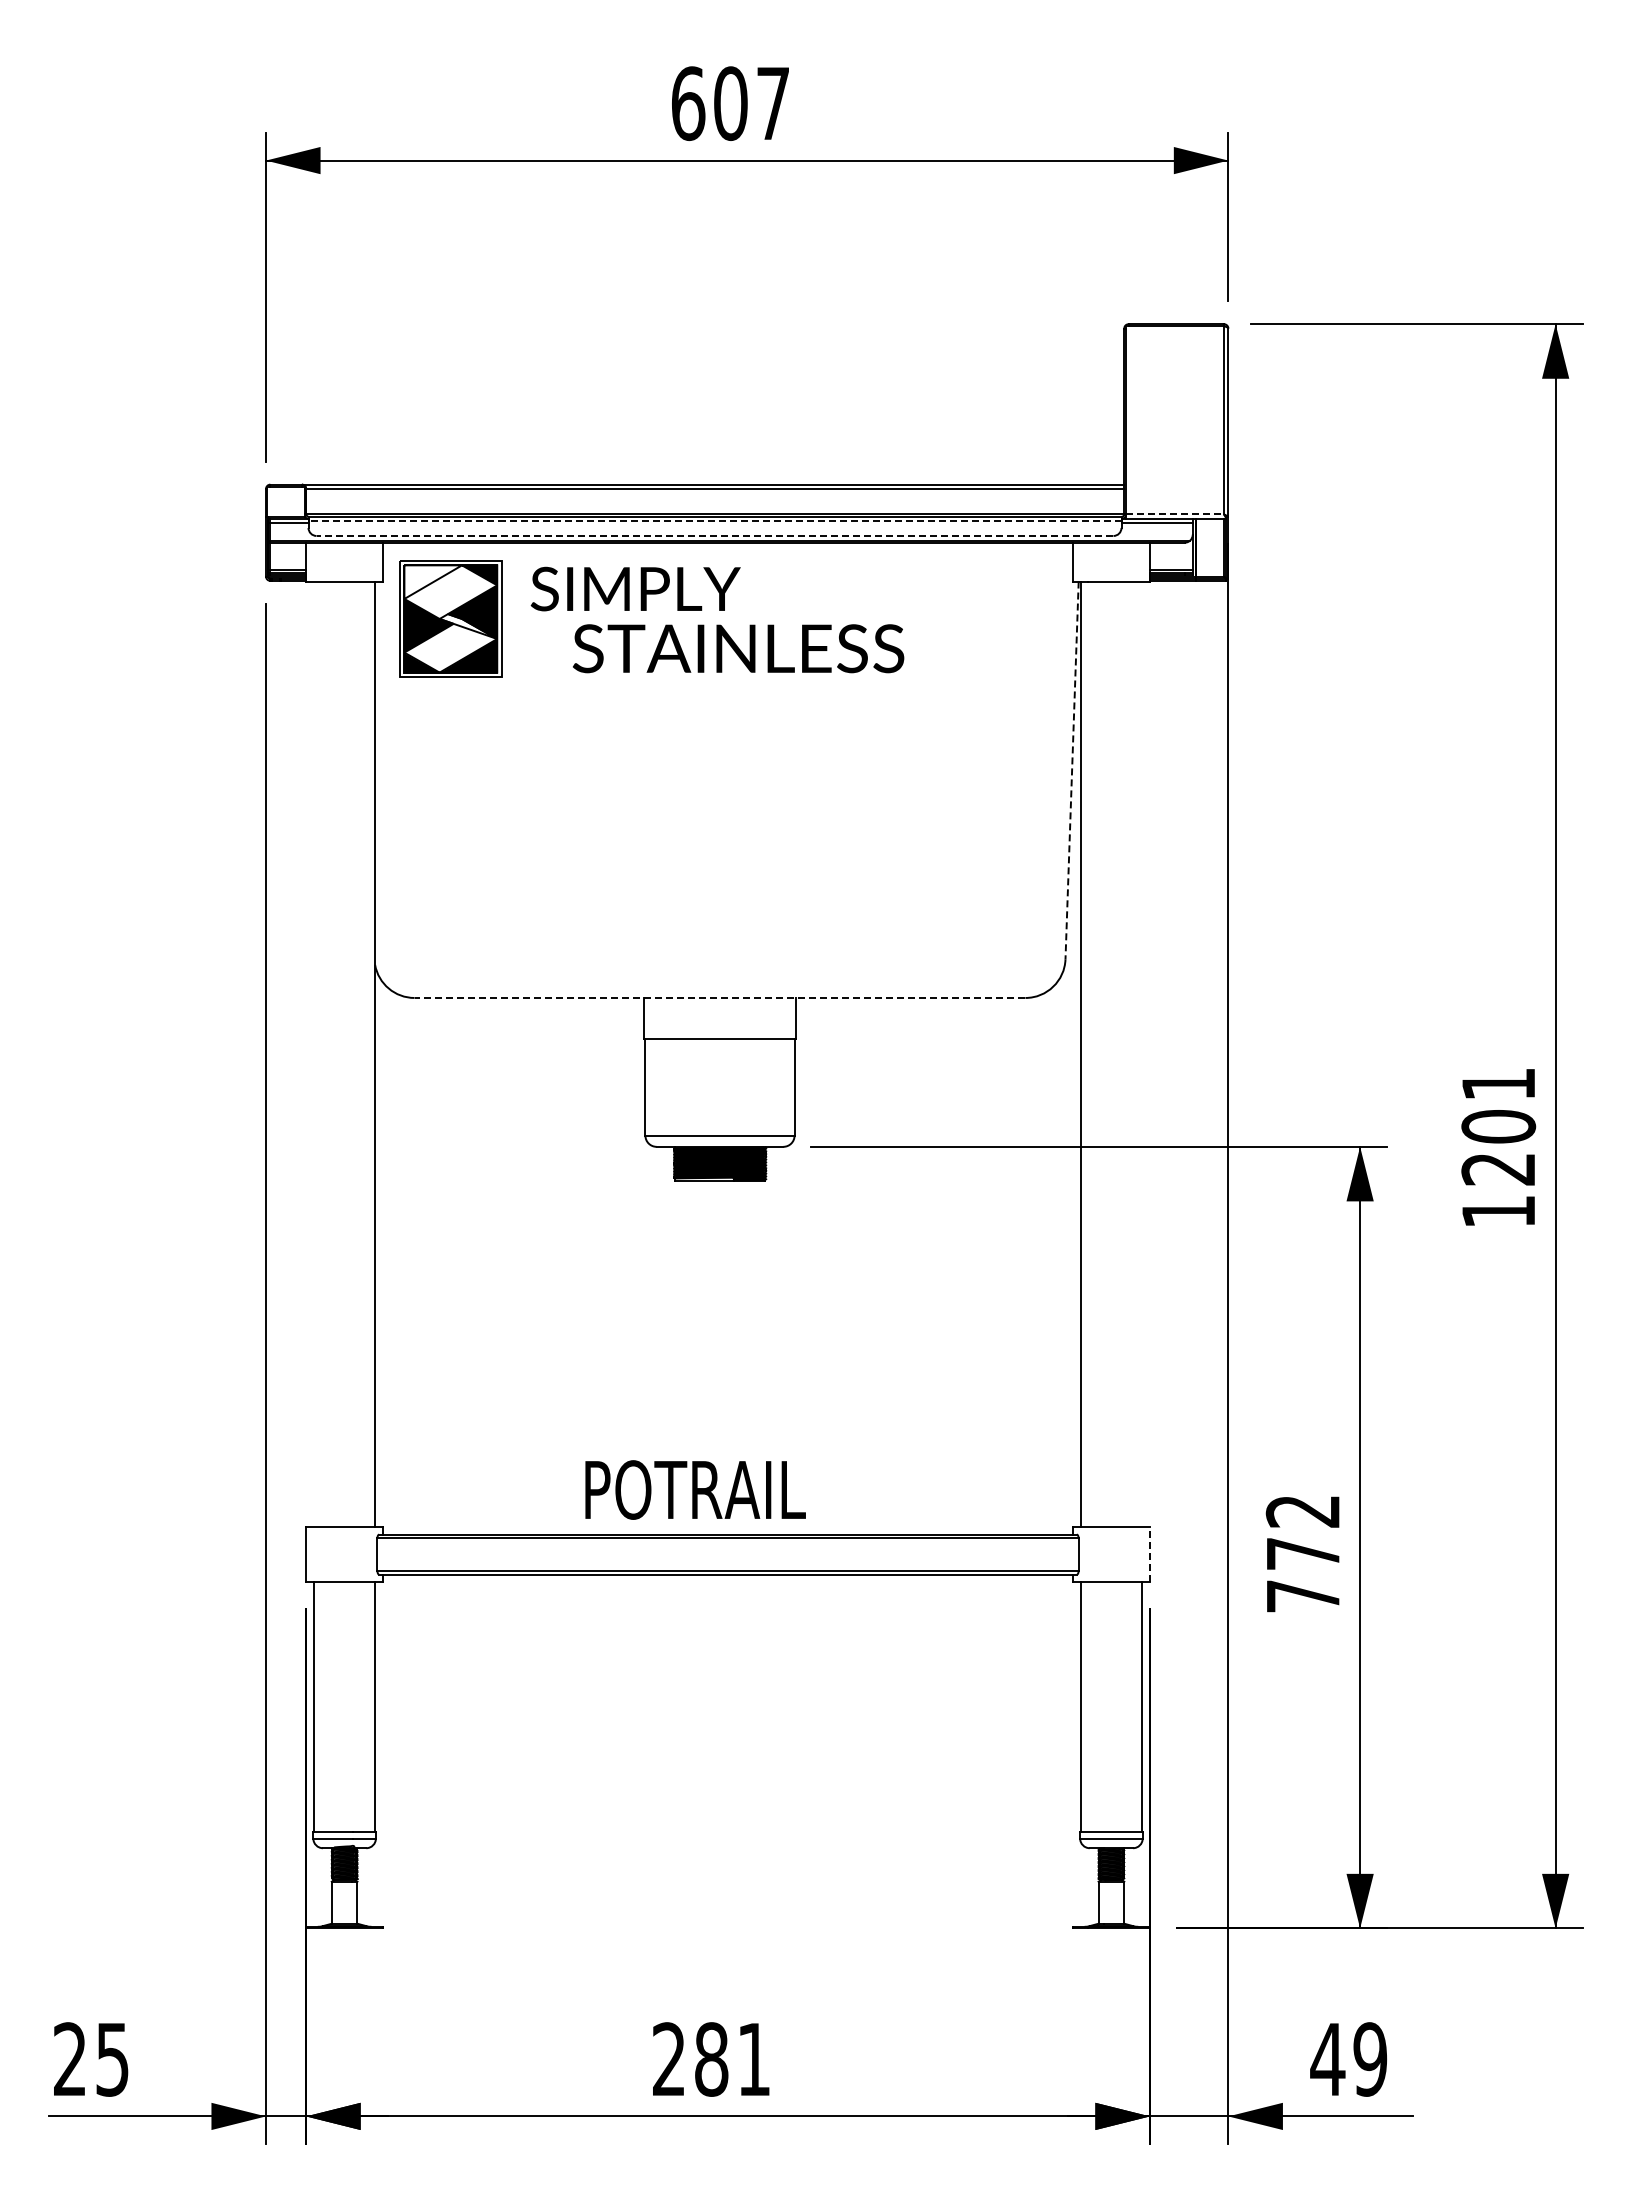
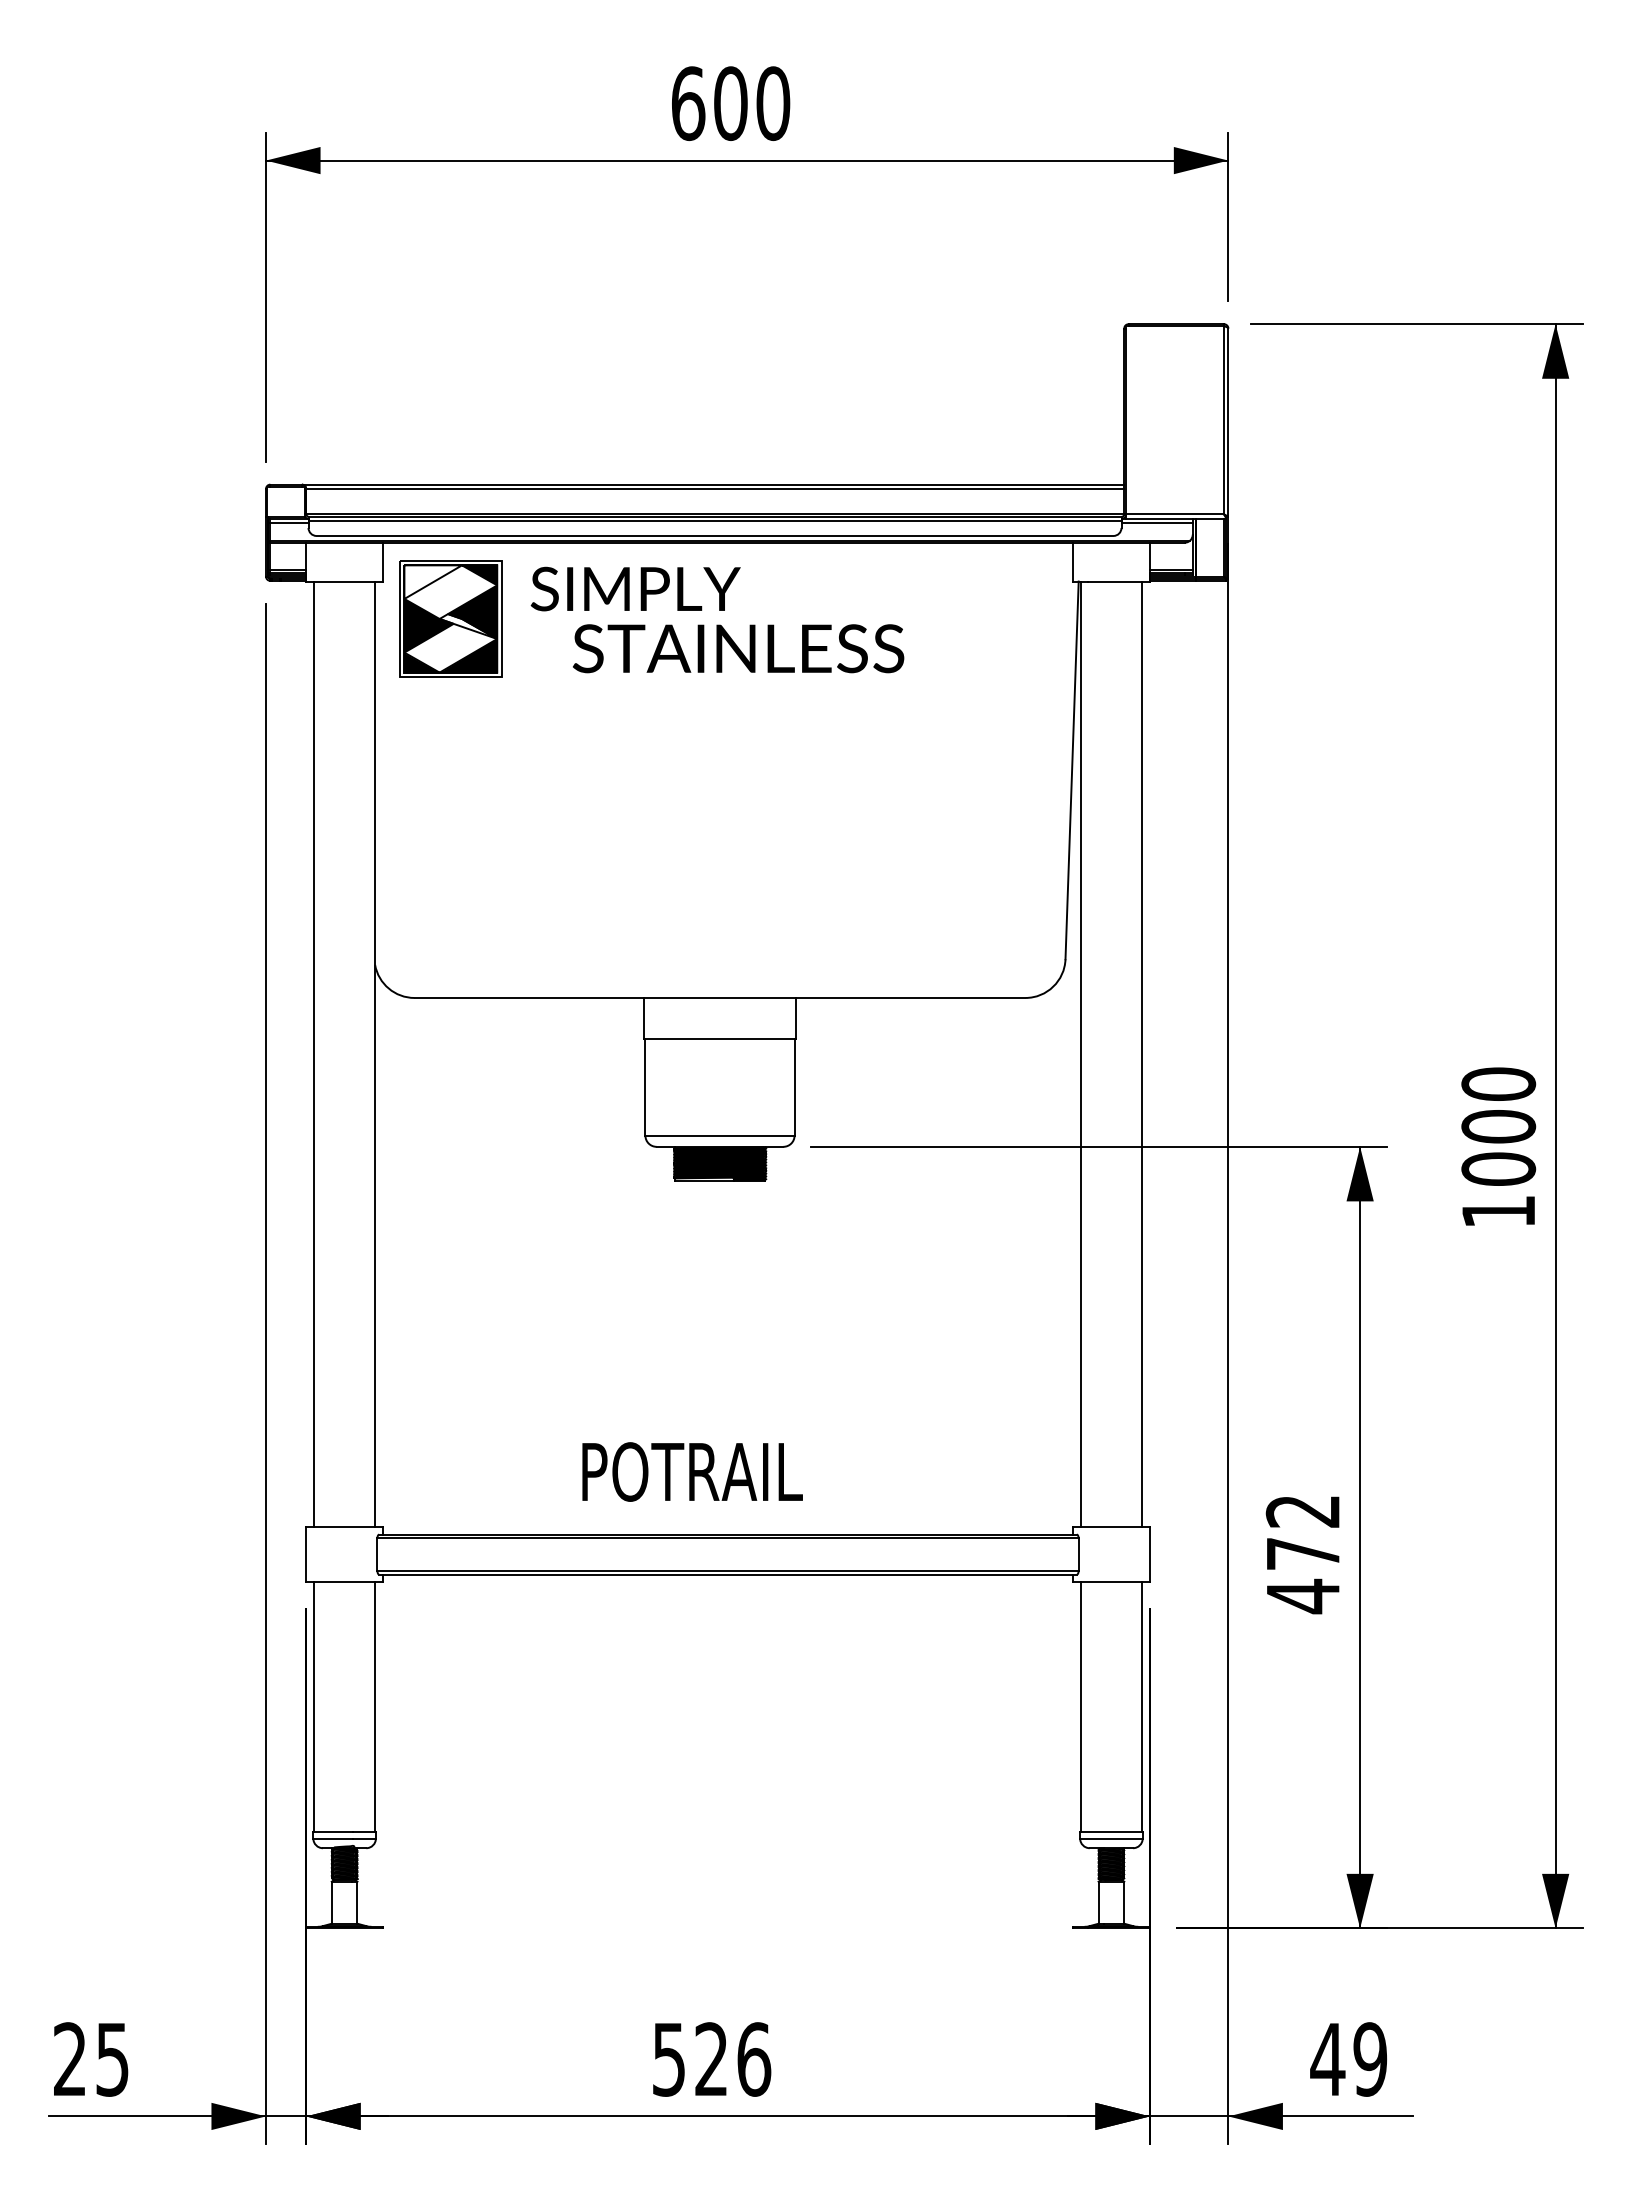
text: 607 -> 600 (773, 103)
line: dashed -> solid (1175, 514)
line: dashed -> solid (714, 521)
line: dashed -> solid (714, 535)
line: dashed -> solid (1072, 770)
line: dashed -> solid (719, 997)
line: none -> present (314, 1054)
line: none -> present (1141, 1054)
text: 1201 -> 1000 (1498, 1126)
text position: (695, 1489) -> (692, 1471) (692, 1471)
line: dashed -> solid (1149, 1554)
text: 772 -> 472 (1303, 1596)
text: 281 -> 526 (712, 2059)
